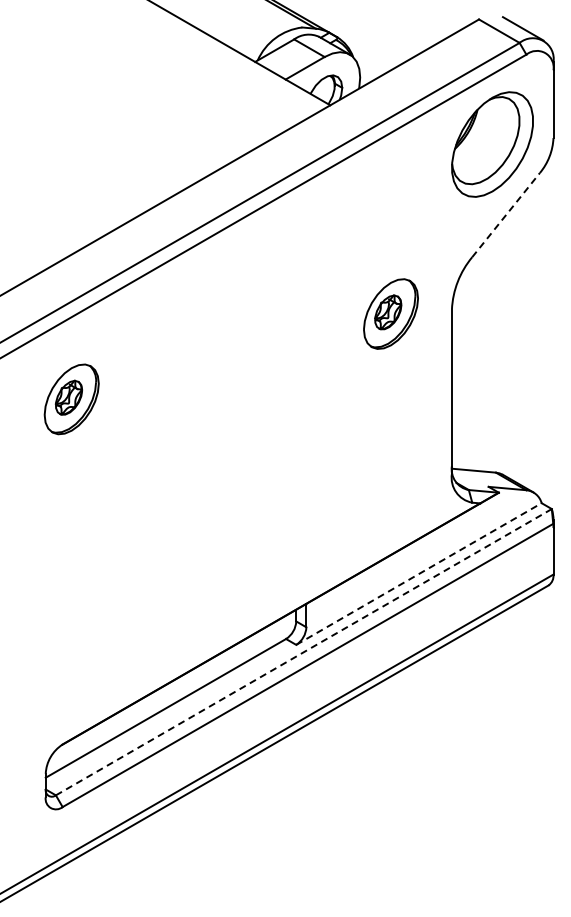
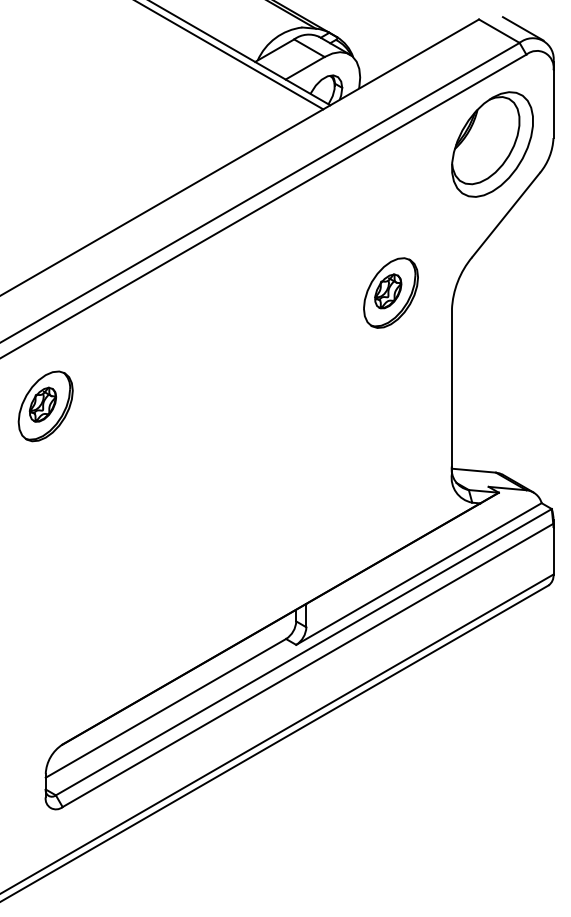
line: none -> present (230, 55)
line: dashed -> solid (506, 214)
part position: (390, 313) -> (390, 292) (390, 292)
part position: (71, 399) -> (45, 406) (45, 406)
line: dashed -> solid (418, 574)
line: dashed -> solid (304, 651)
